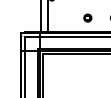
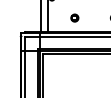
part position: (87, 17) -> (74, 17) (74, 17)
